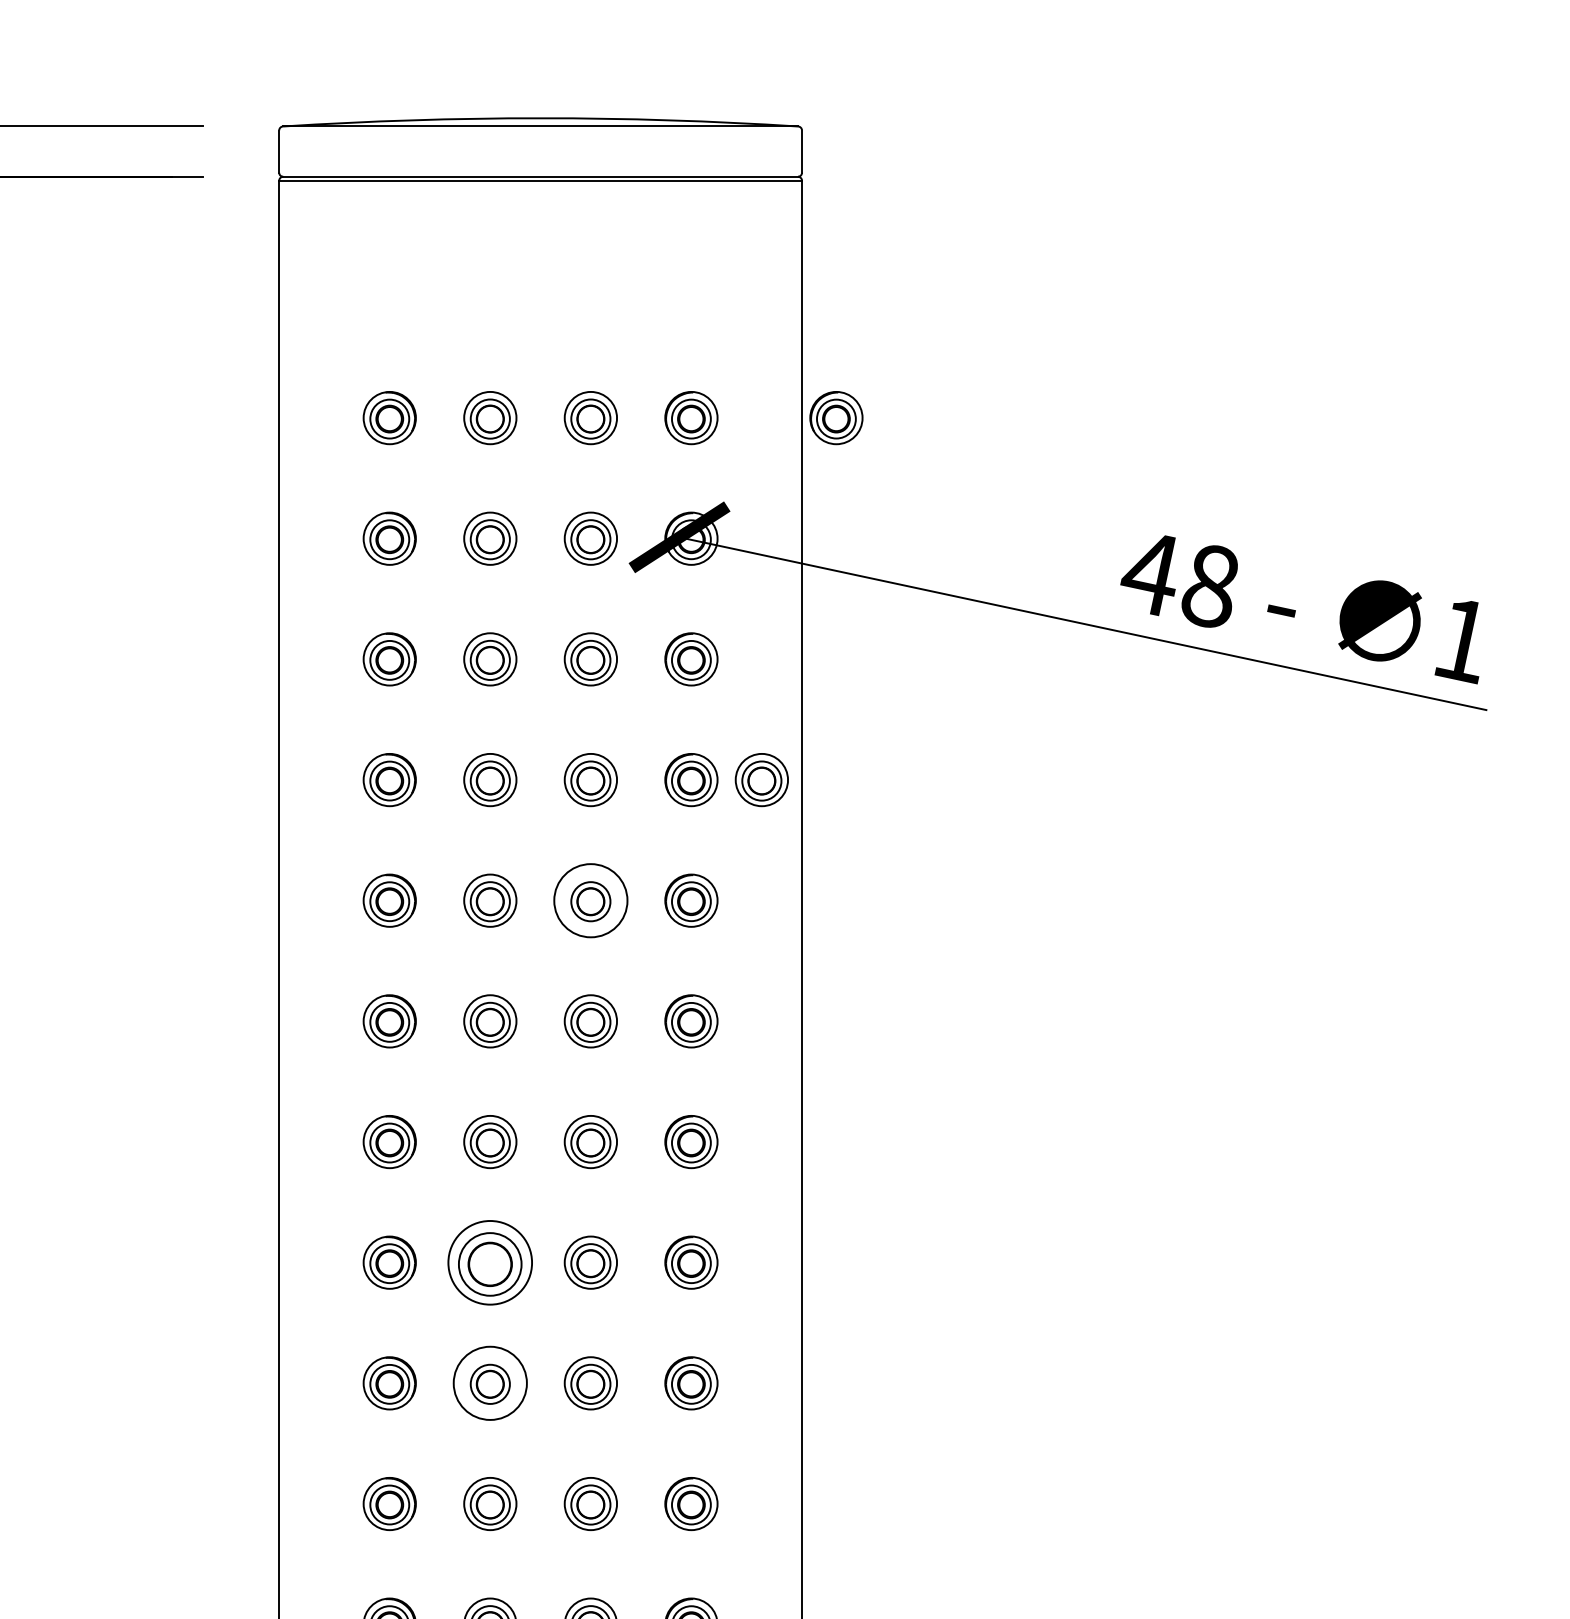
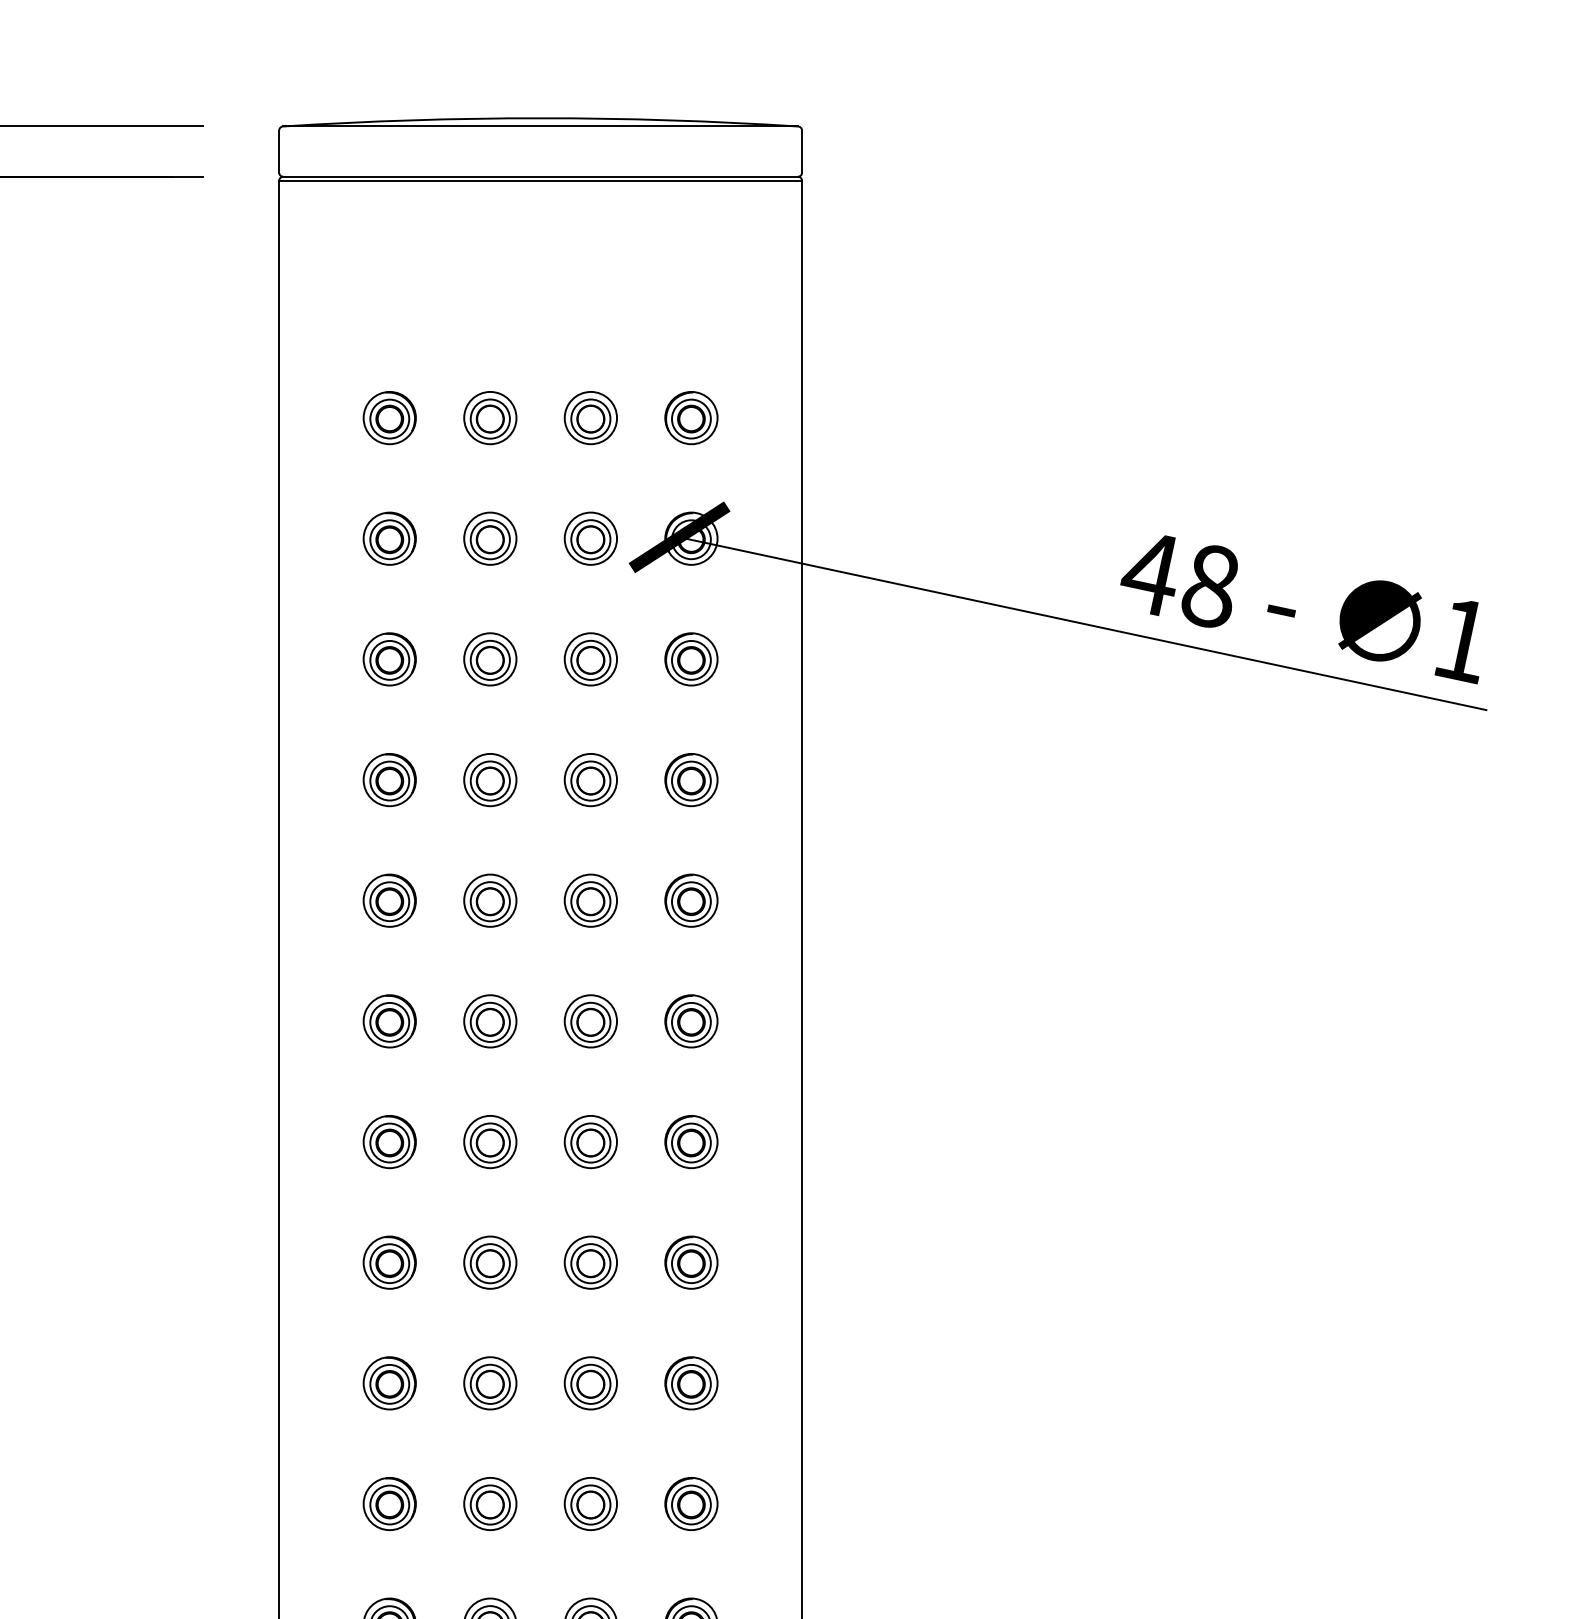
part: present -> none (836, 418)
part: present -> none (761, 780)
circle diameter: 73 px -> 52 px (590, 900)
part size: 86x86 px -> 55x55 px (490, 1262)
circle diameter: 73 px -> 52 px (490, 1383)
